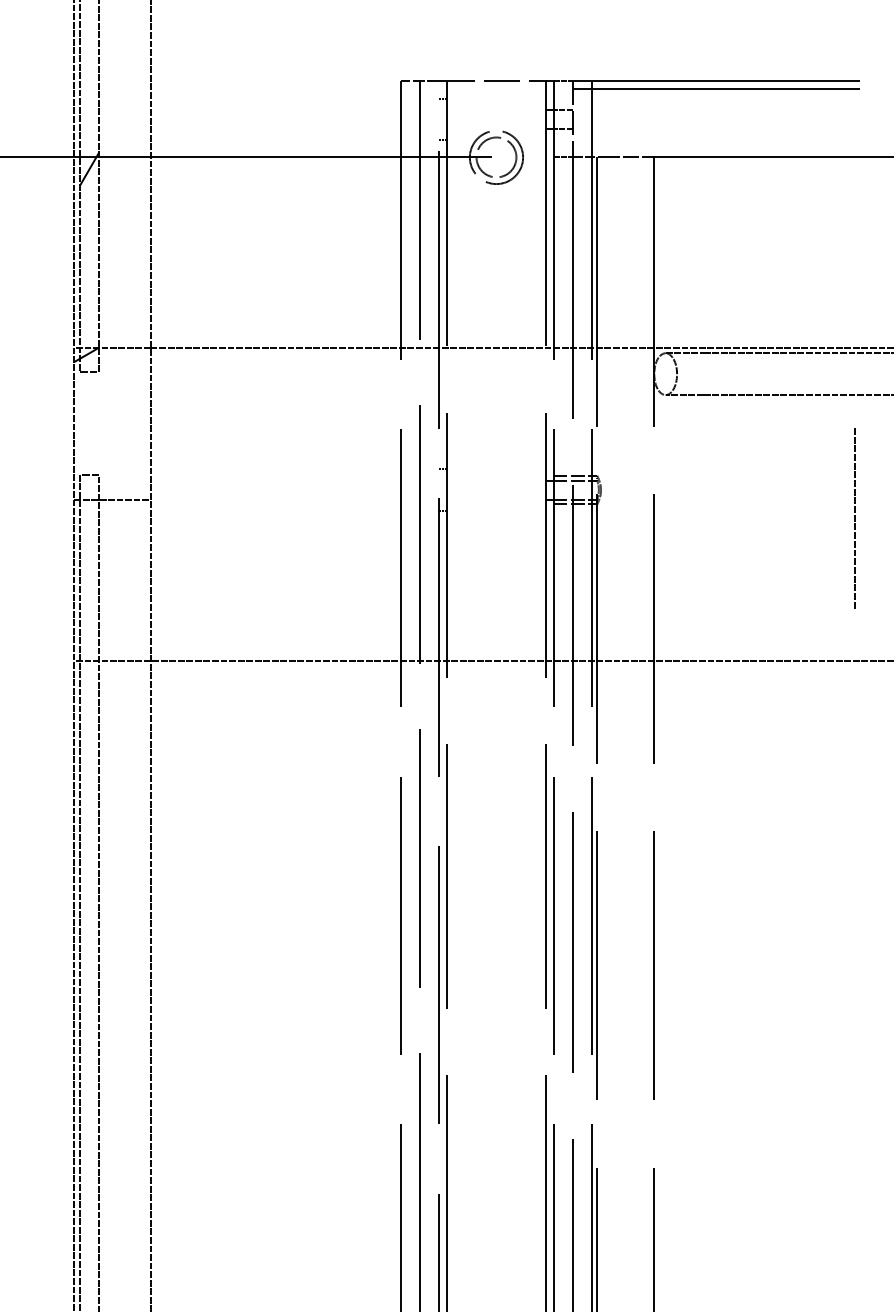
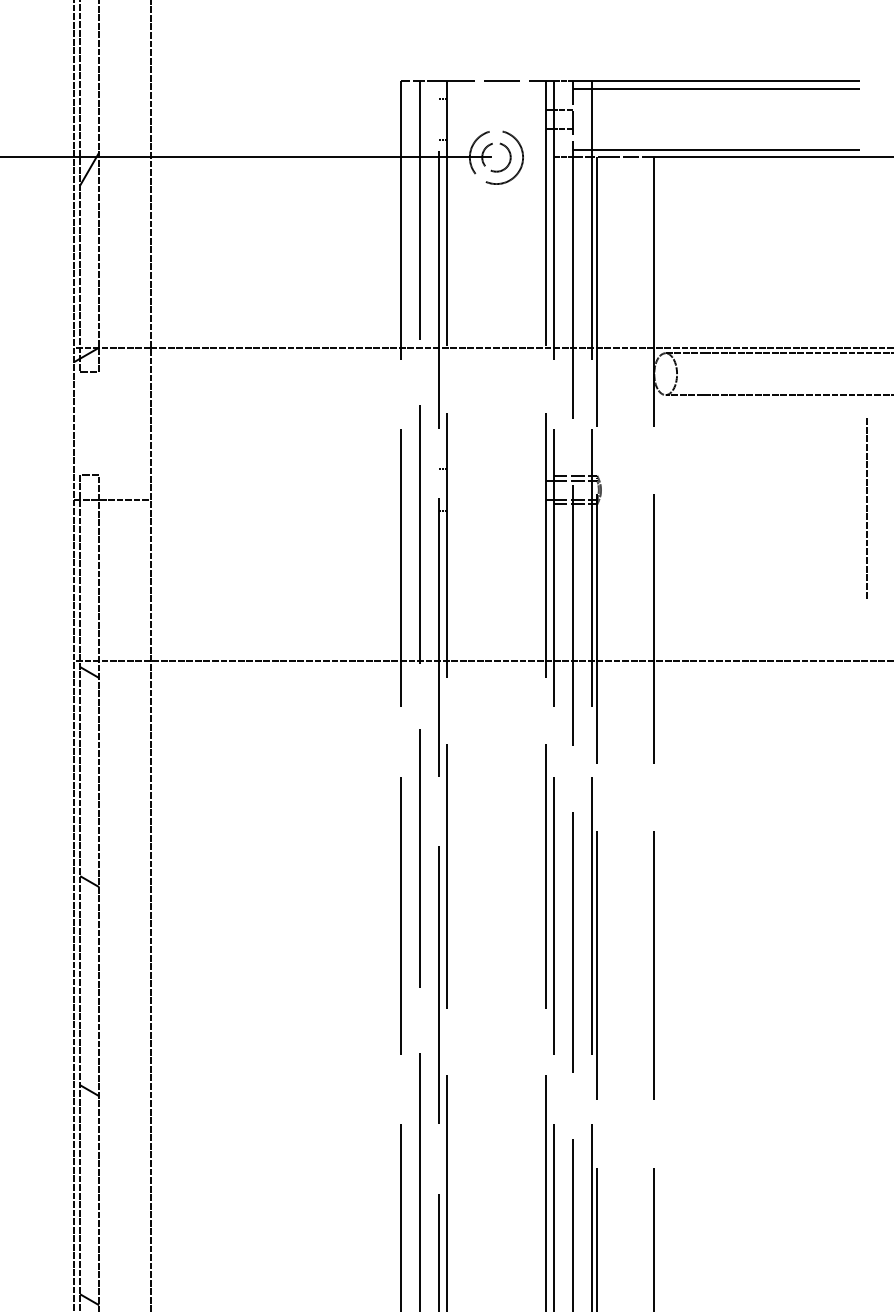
line: none -> present (731, 149)
circle diameter: 40 px -> 29 px (496, 157)
line position: (854, 518) -> (866, 508) (866, 508)
hatch: none -> present (89, 986)
